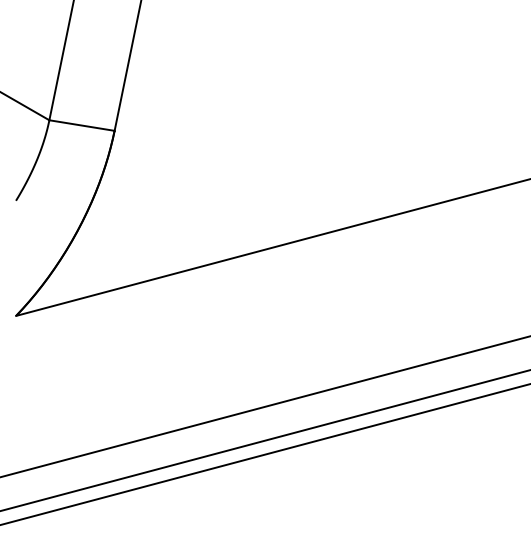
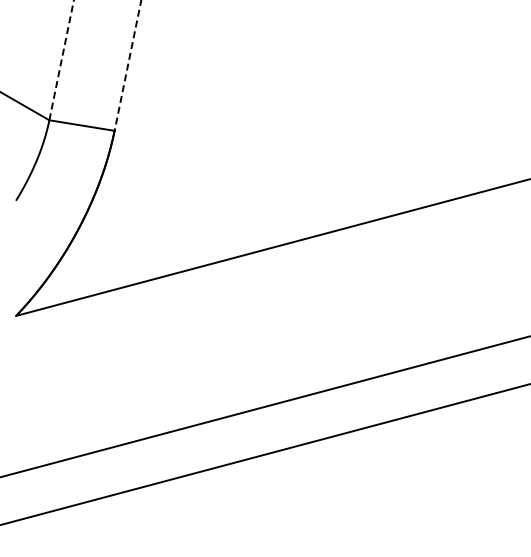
line: solid -> dashed (61, 60)
line: solid -> dashed (127, 66)
line: present -> none (264, 440)
